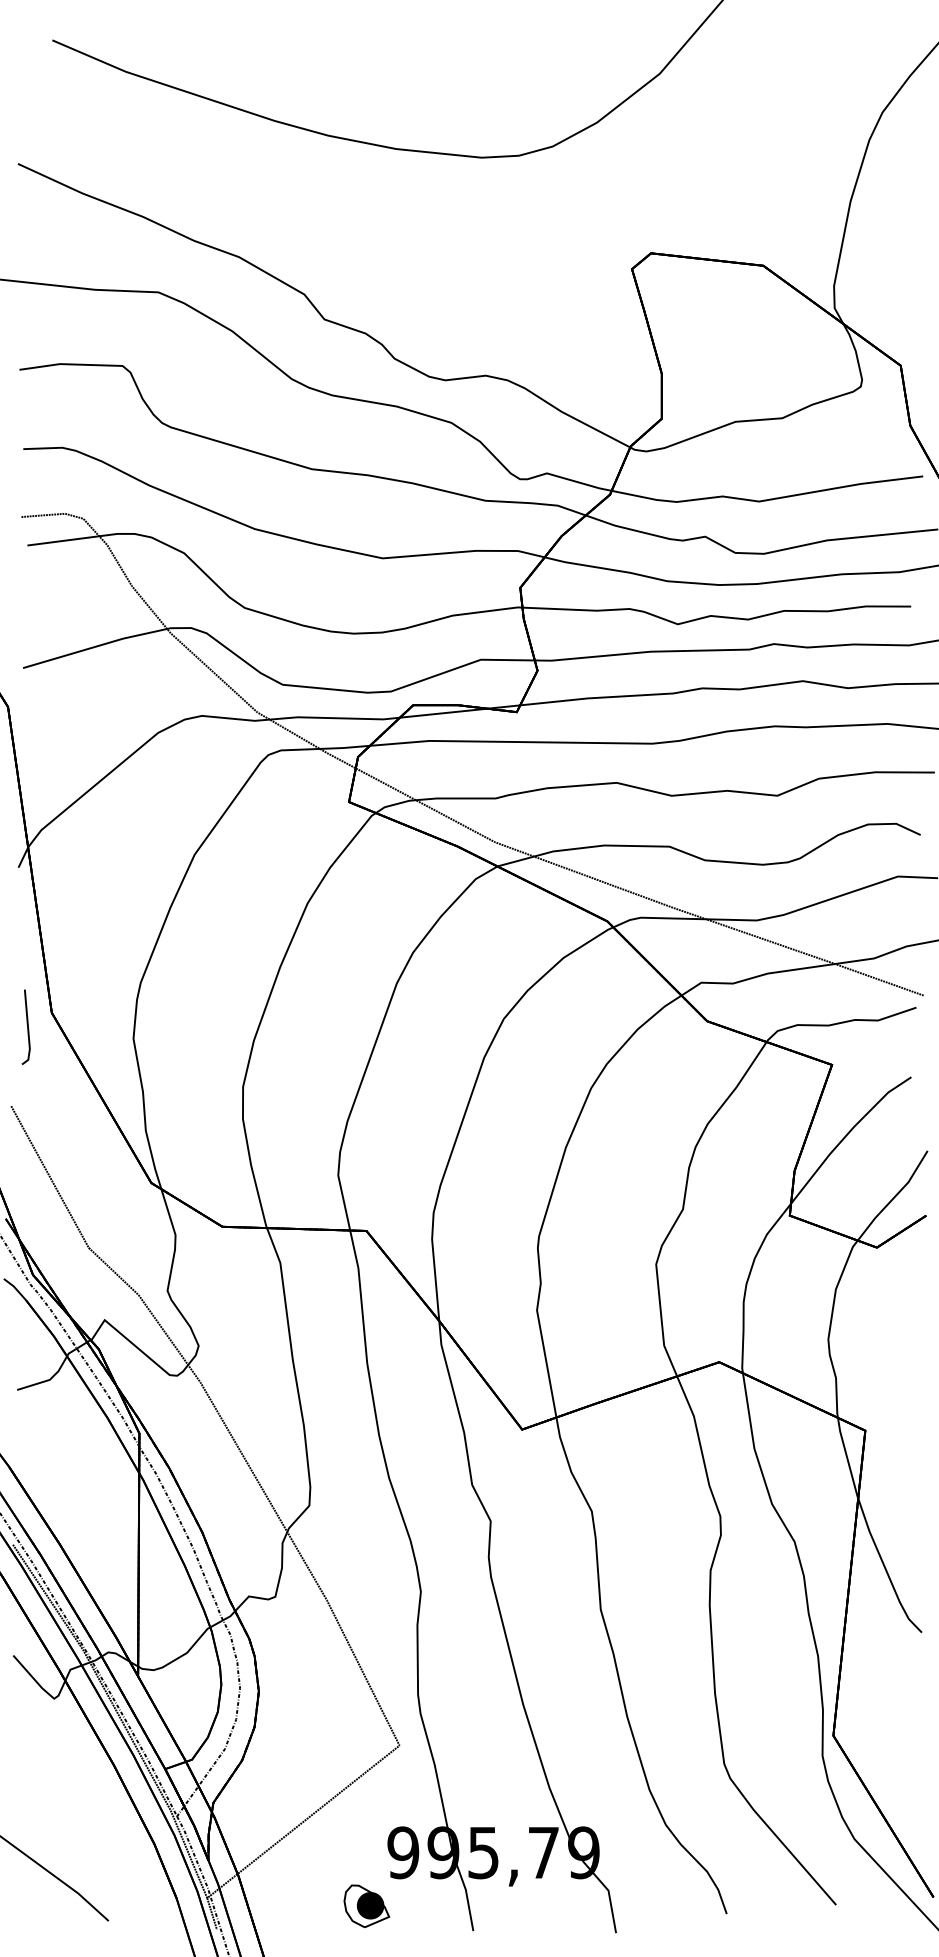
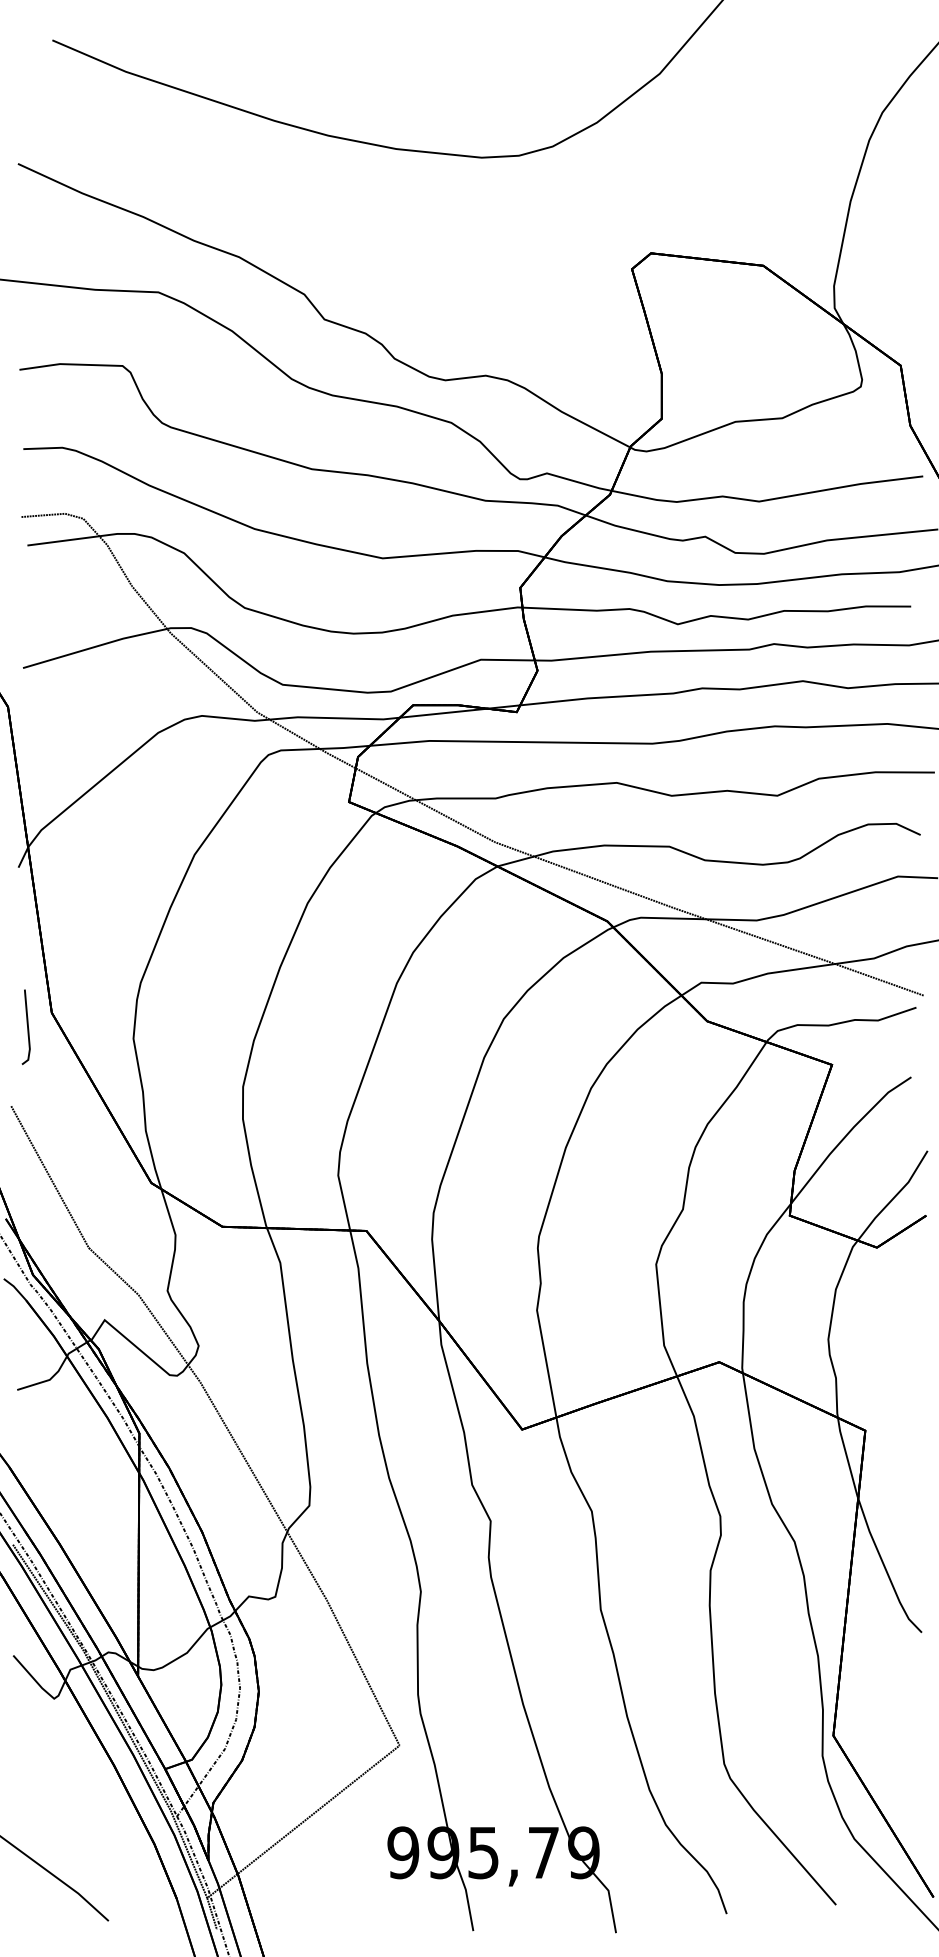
part: present -> none (366, 1905)
